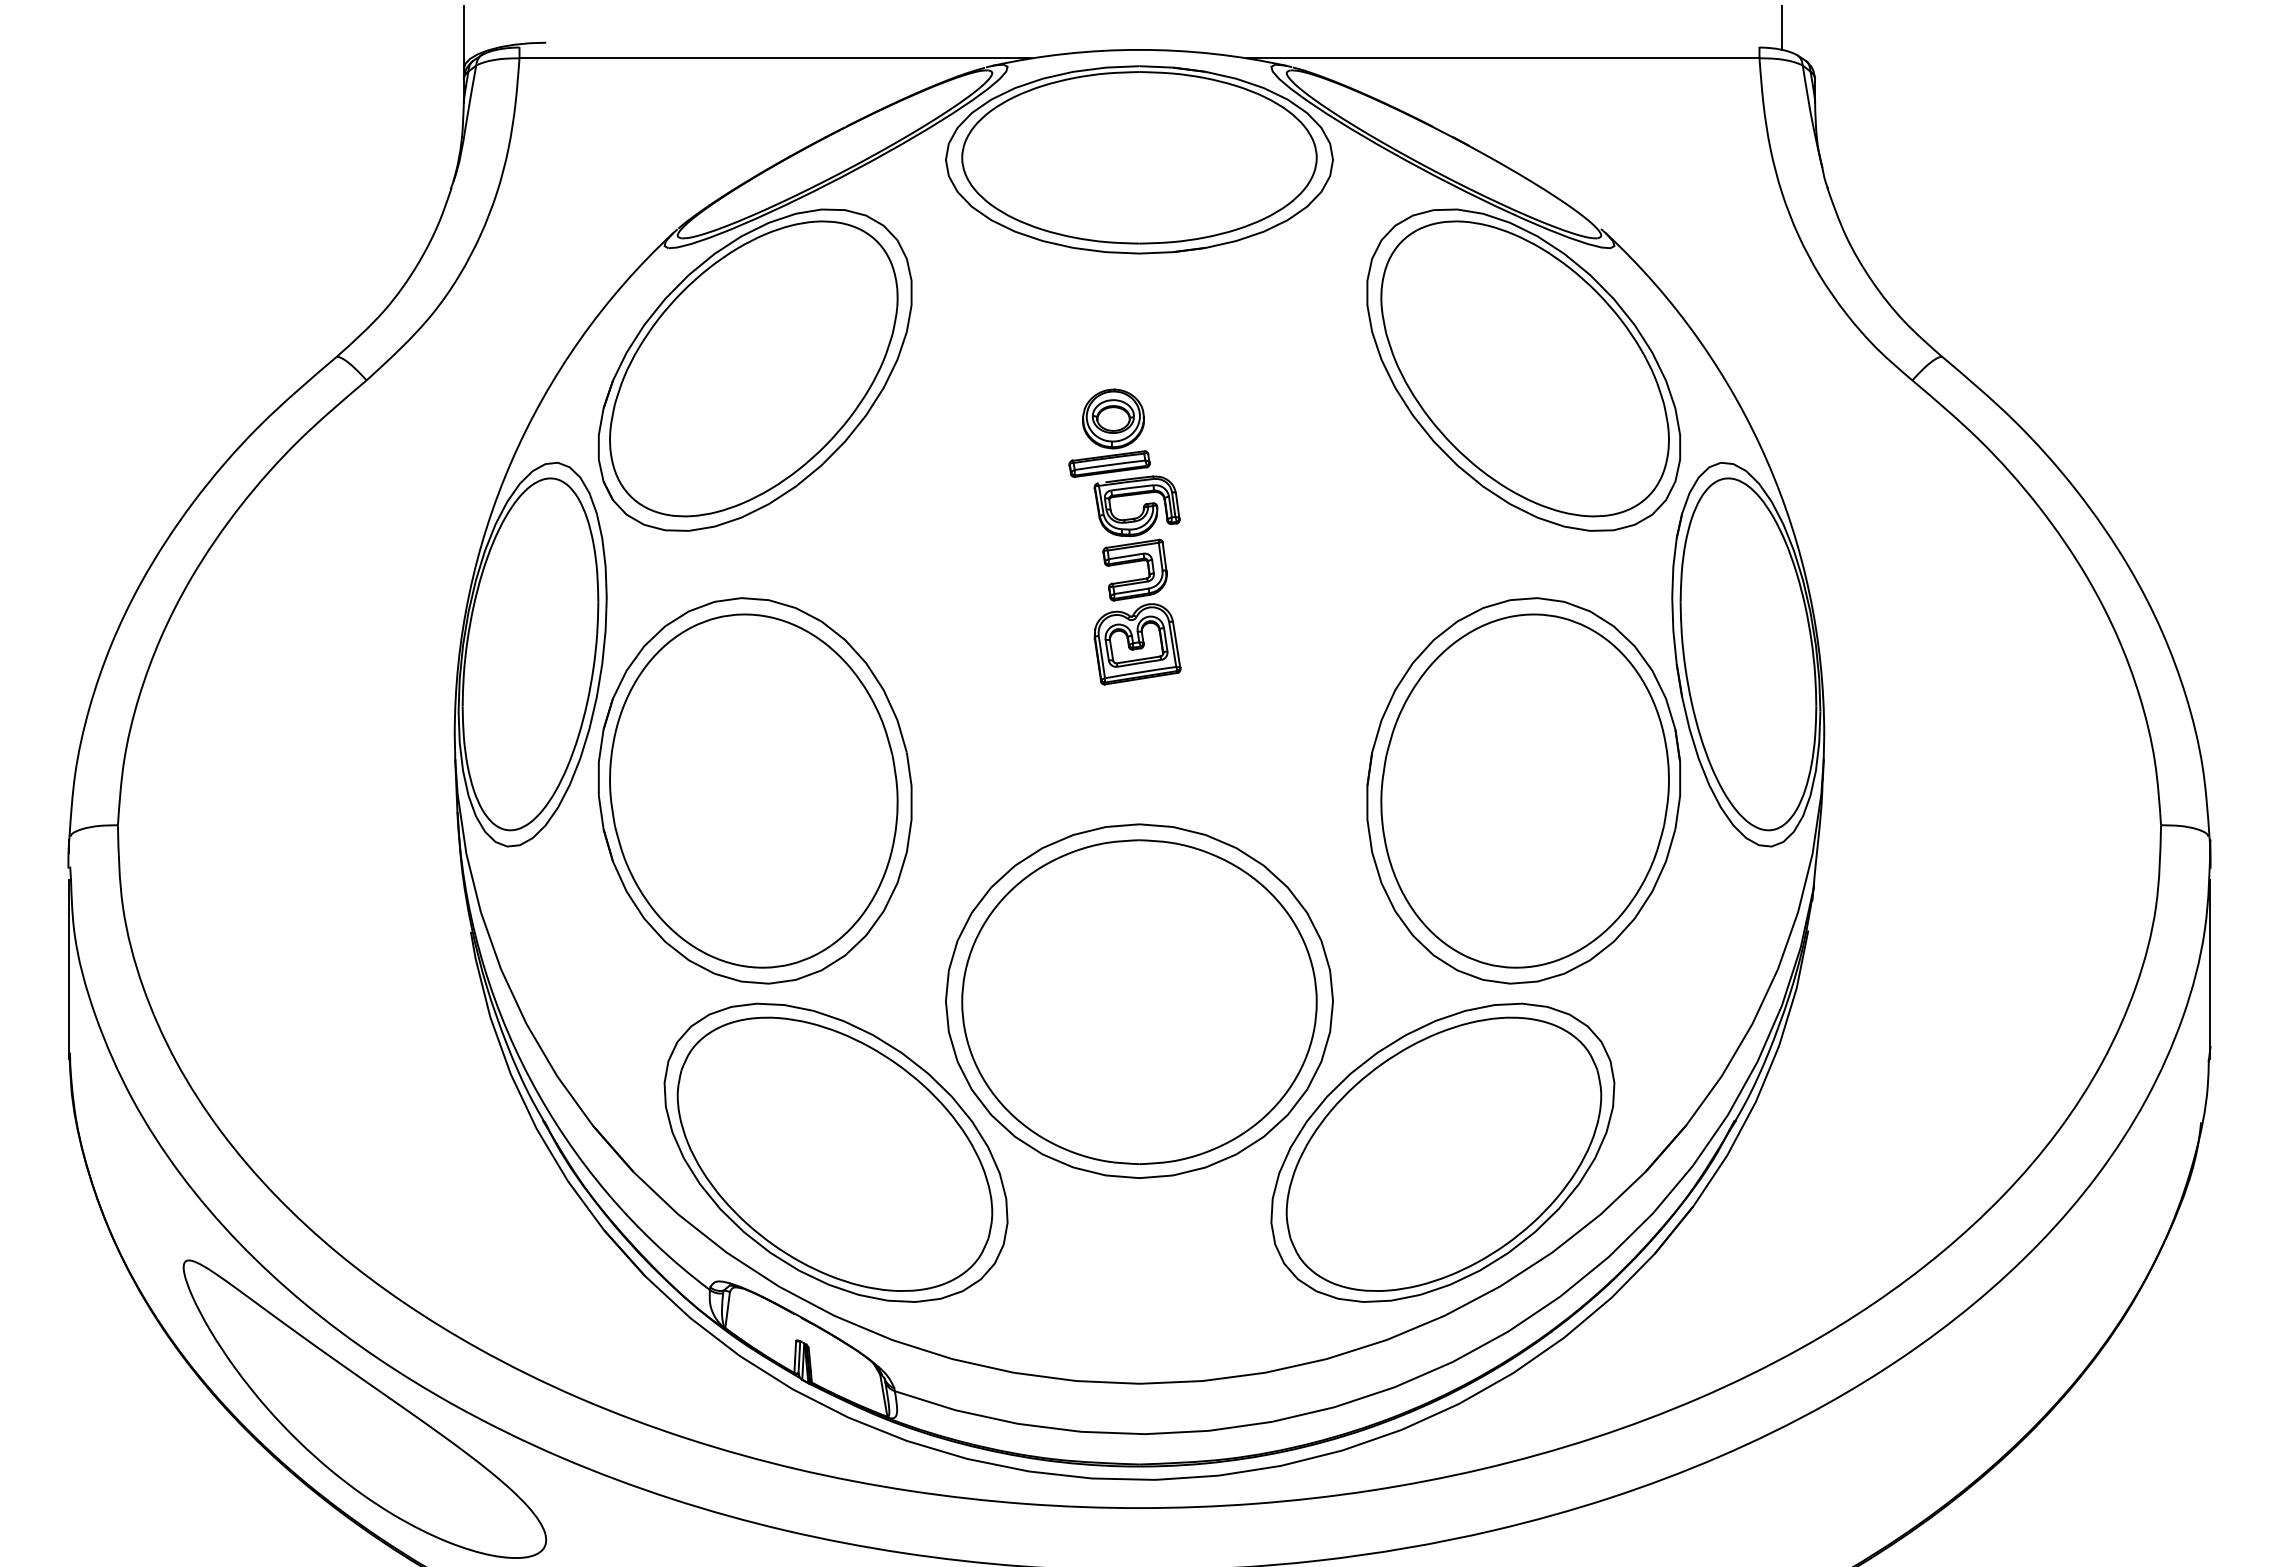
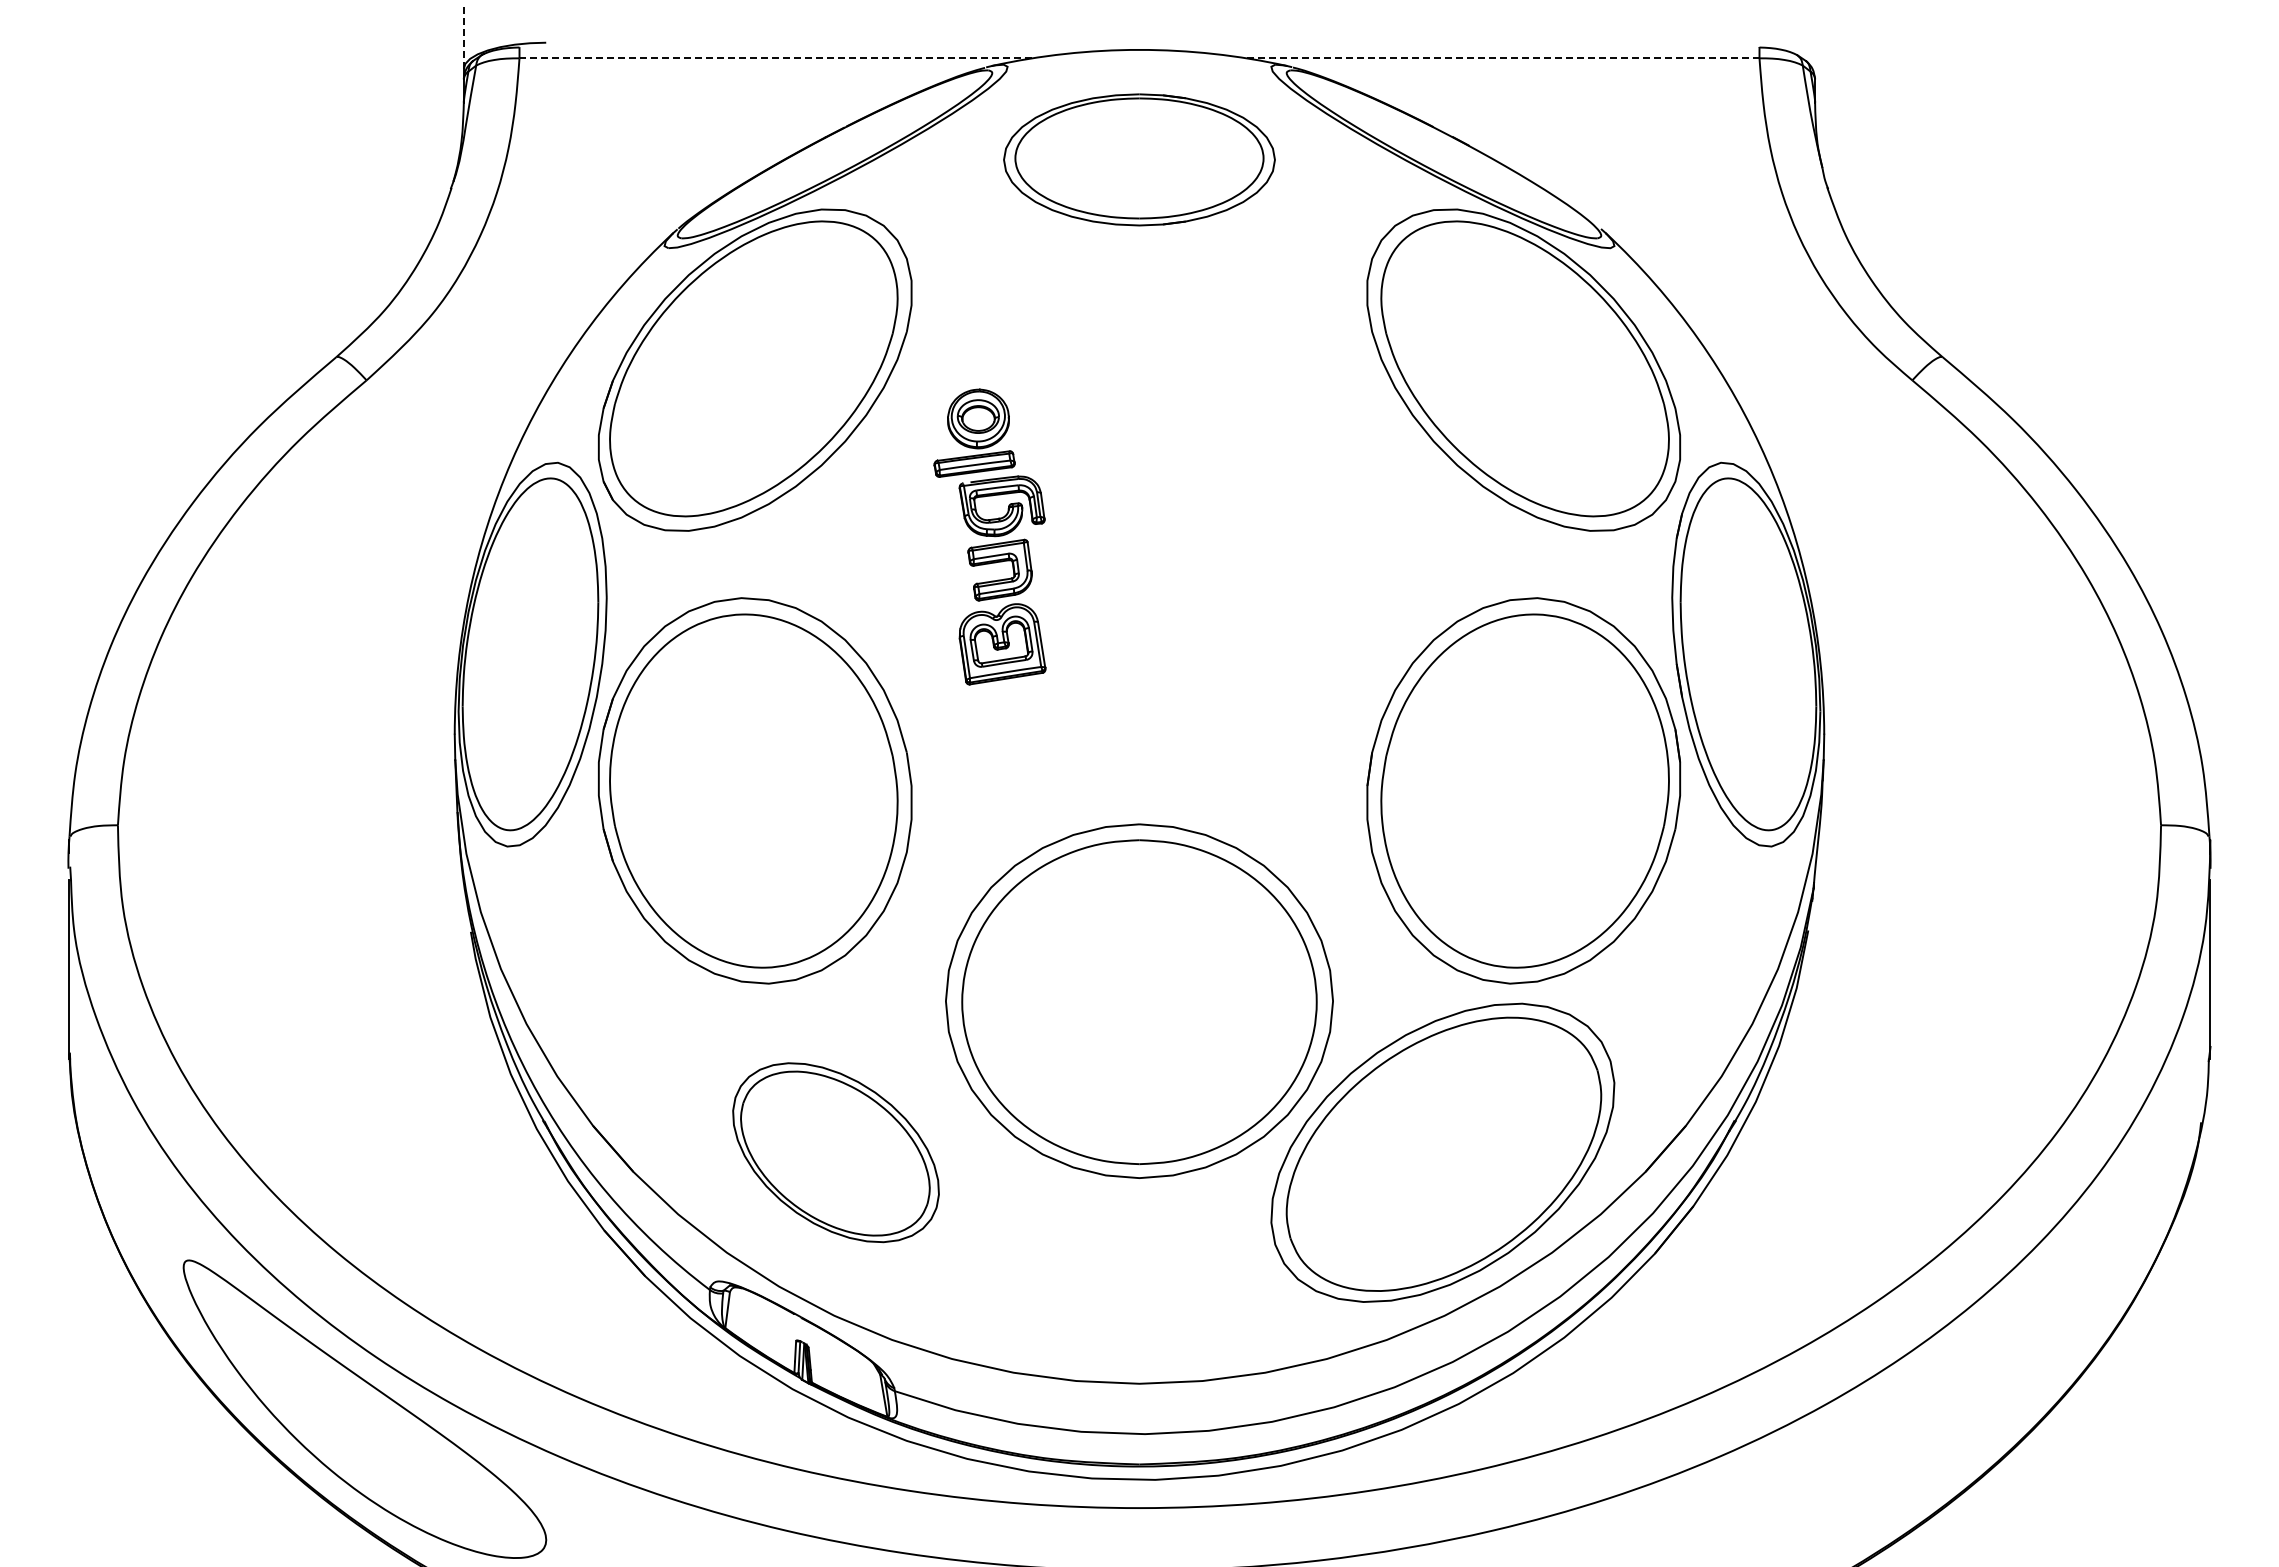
line: present -> none (1782, 27)
line: solid -> dashed (463, 37)
line: solid -> dashed (775, 58)
line: solid -> dashed (1502, 58)
part size: 389x190 px -> 273x134 px (1139, 159)
part position: (1124, 536) -> (989, 536) (989, 536)
part size: 346x301 px -> 208x182 px (835, 1152)
